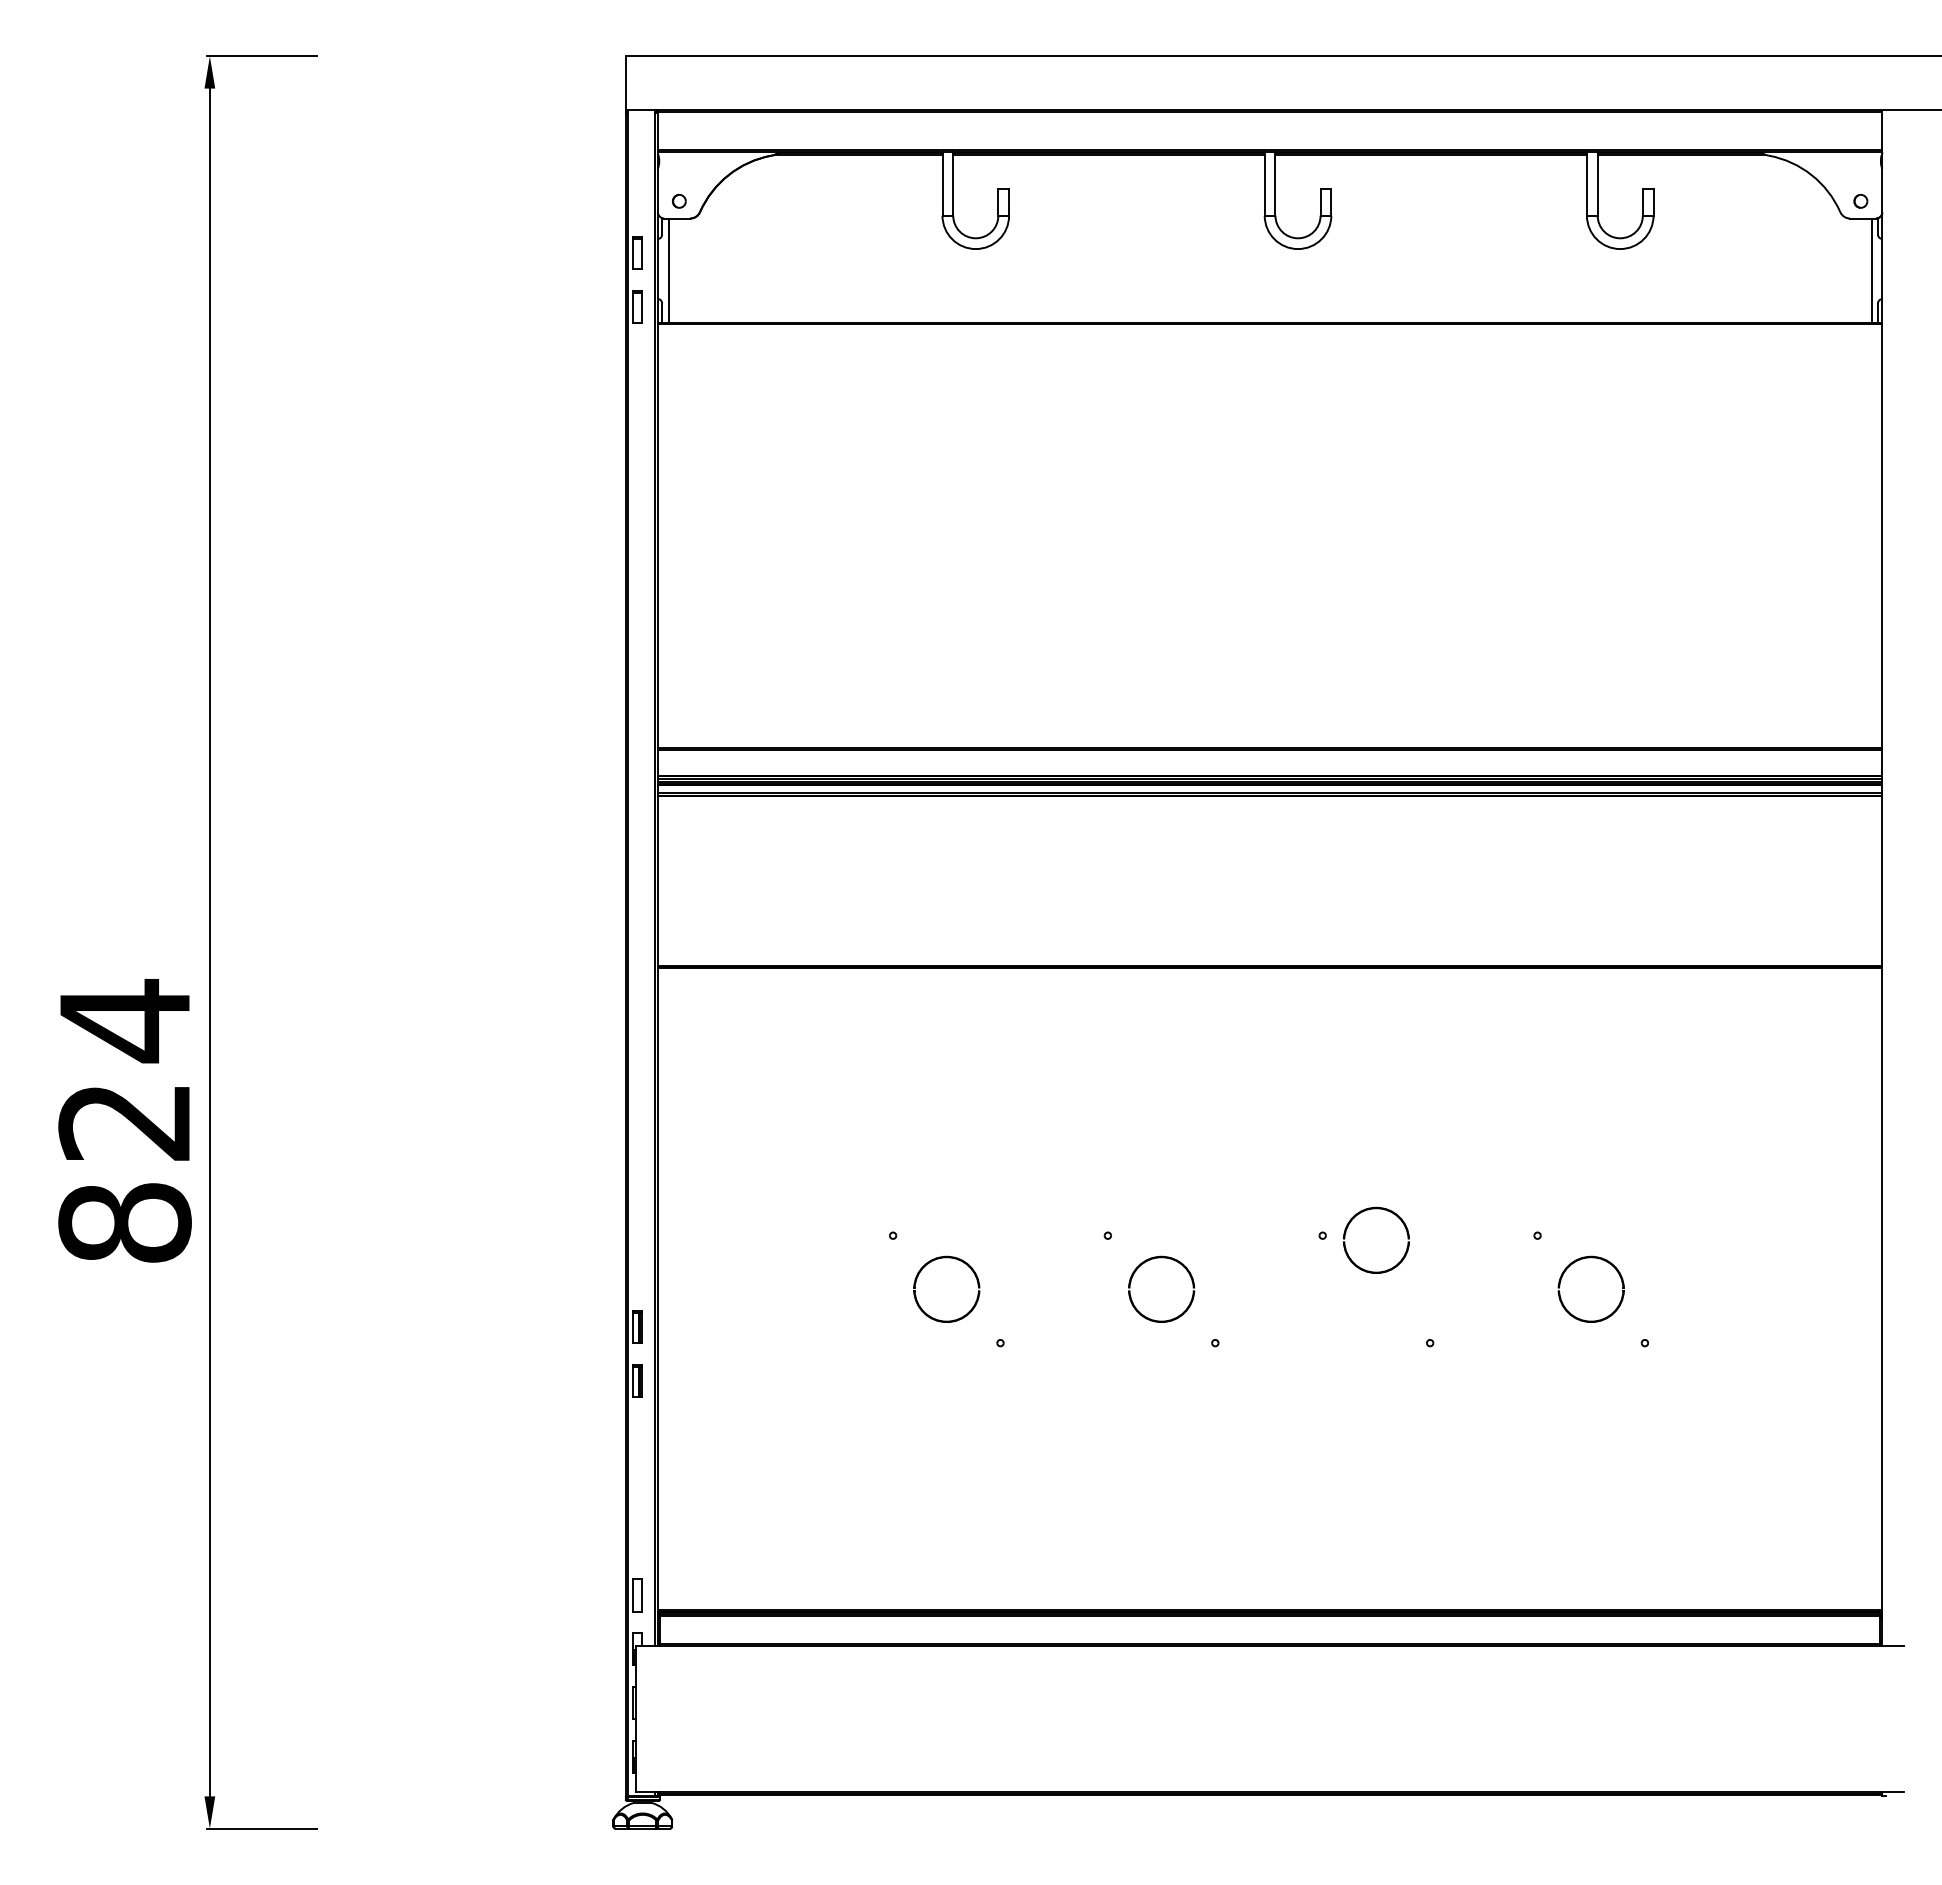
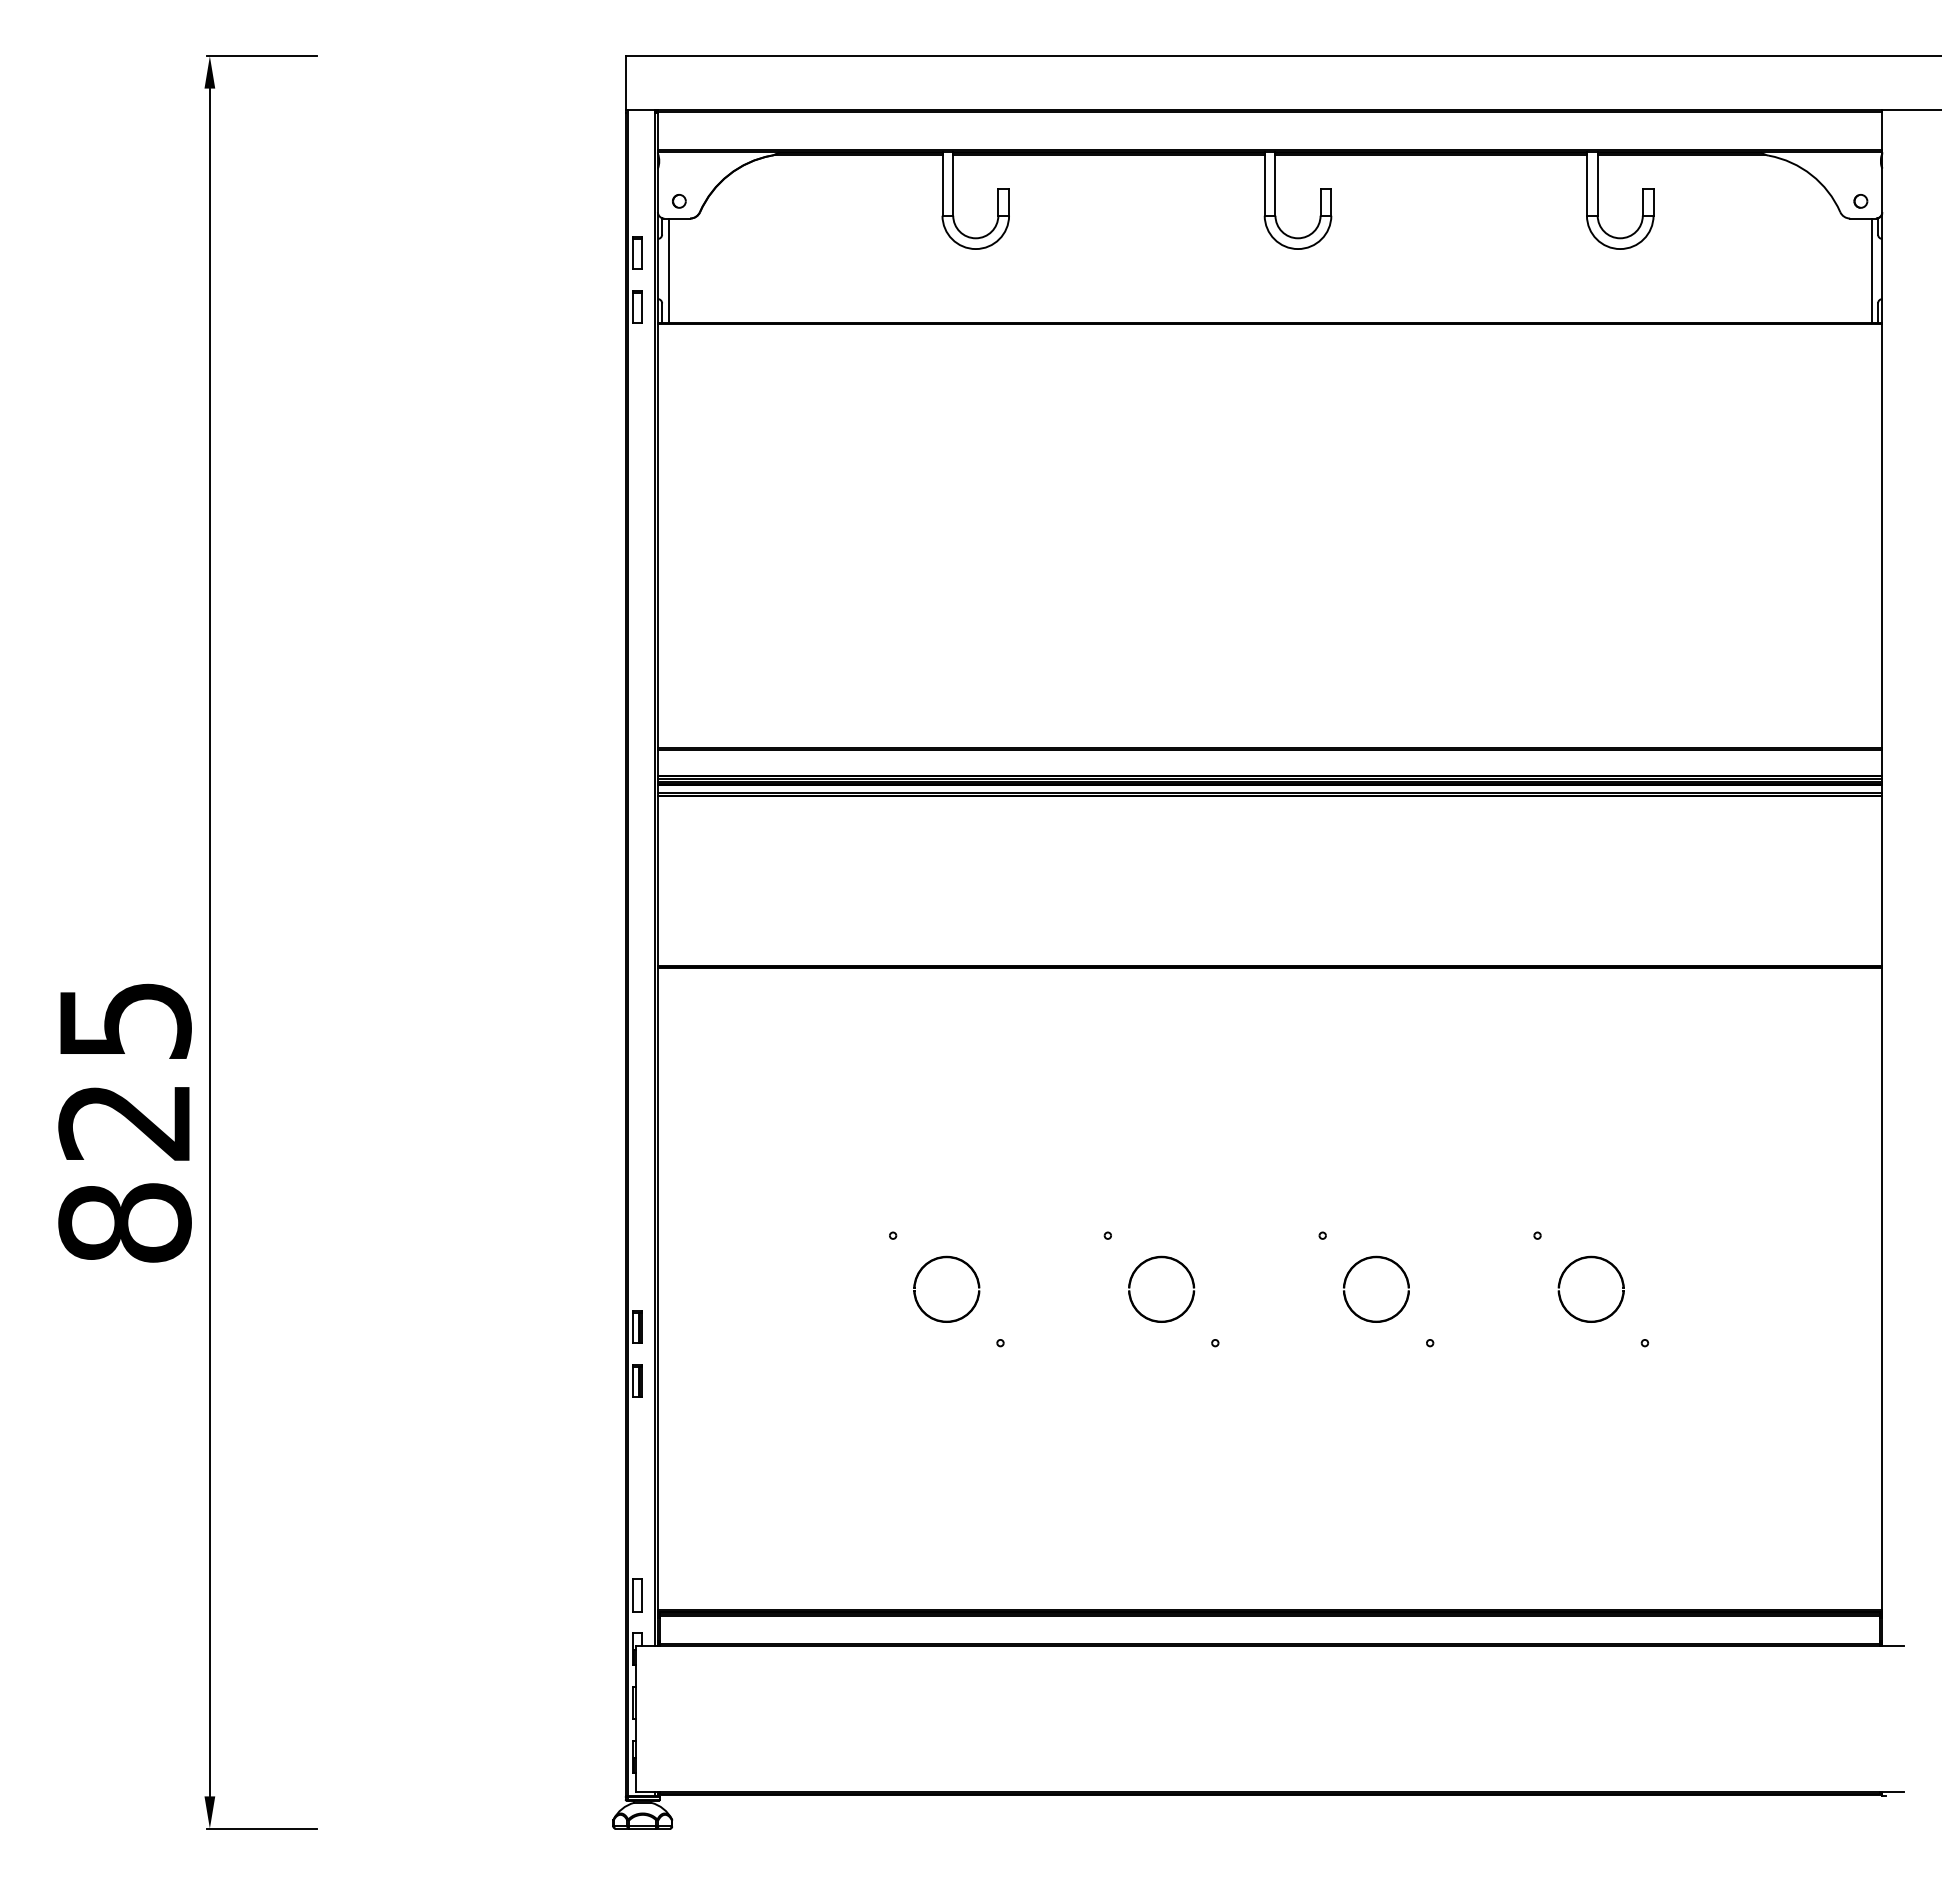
text: 824 -> 825 (125, 1021)
part position: (1376, 1209) -> (1376, 1258) (1376, 1258)
